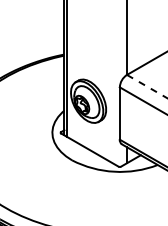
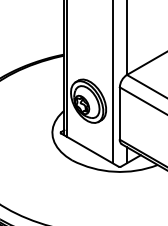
line: none -> present (112, 82)
line: dashed -> solid (147, 86)
